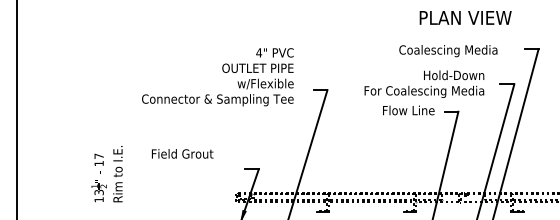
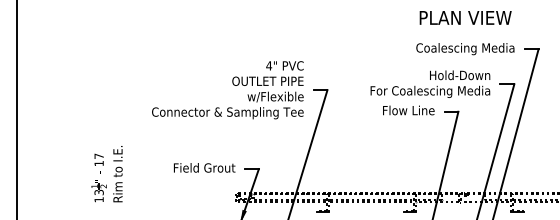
text position: (448, 51) -> (465, 49) (465, 49)
text position: (217, 77) -> (227, 90) (227, 90)
text position: (424, 83) -> (430, 83) (430, 83)
text position: (182, 153) -> (204, 167) (204, 167)
